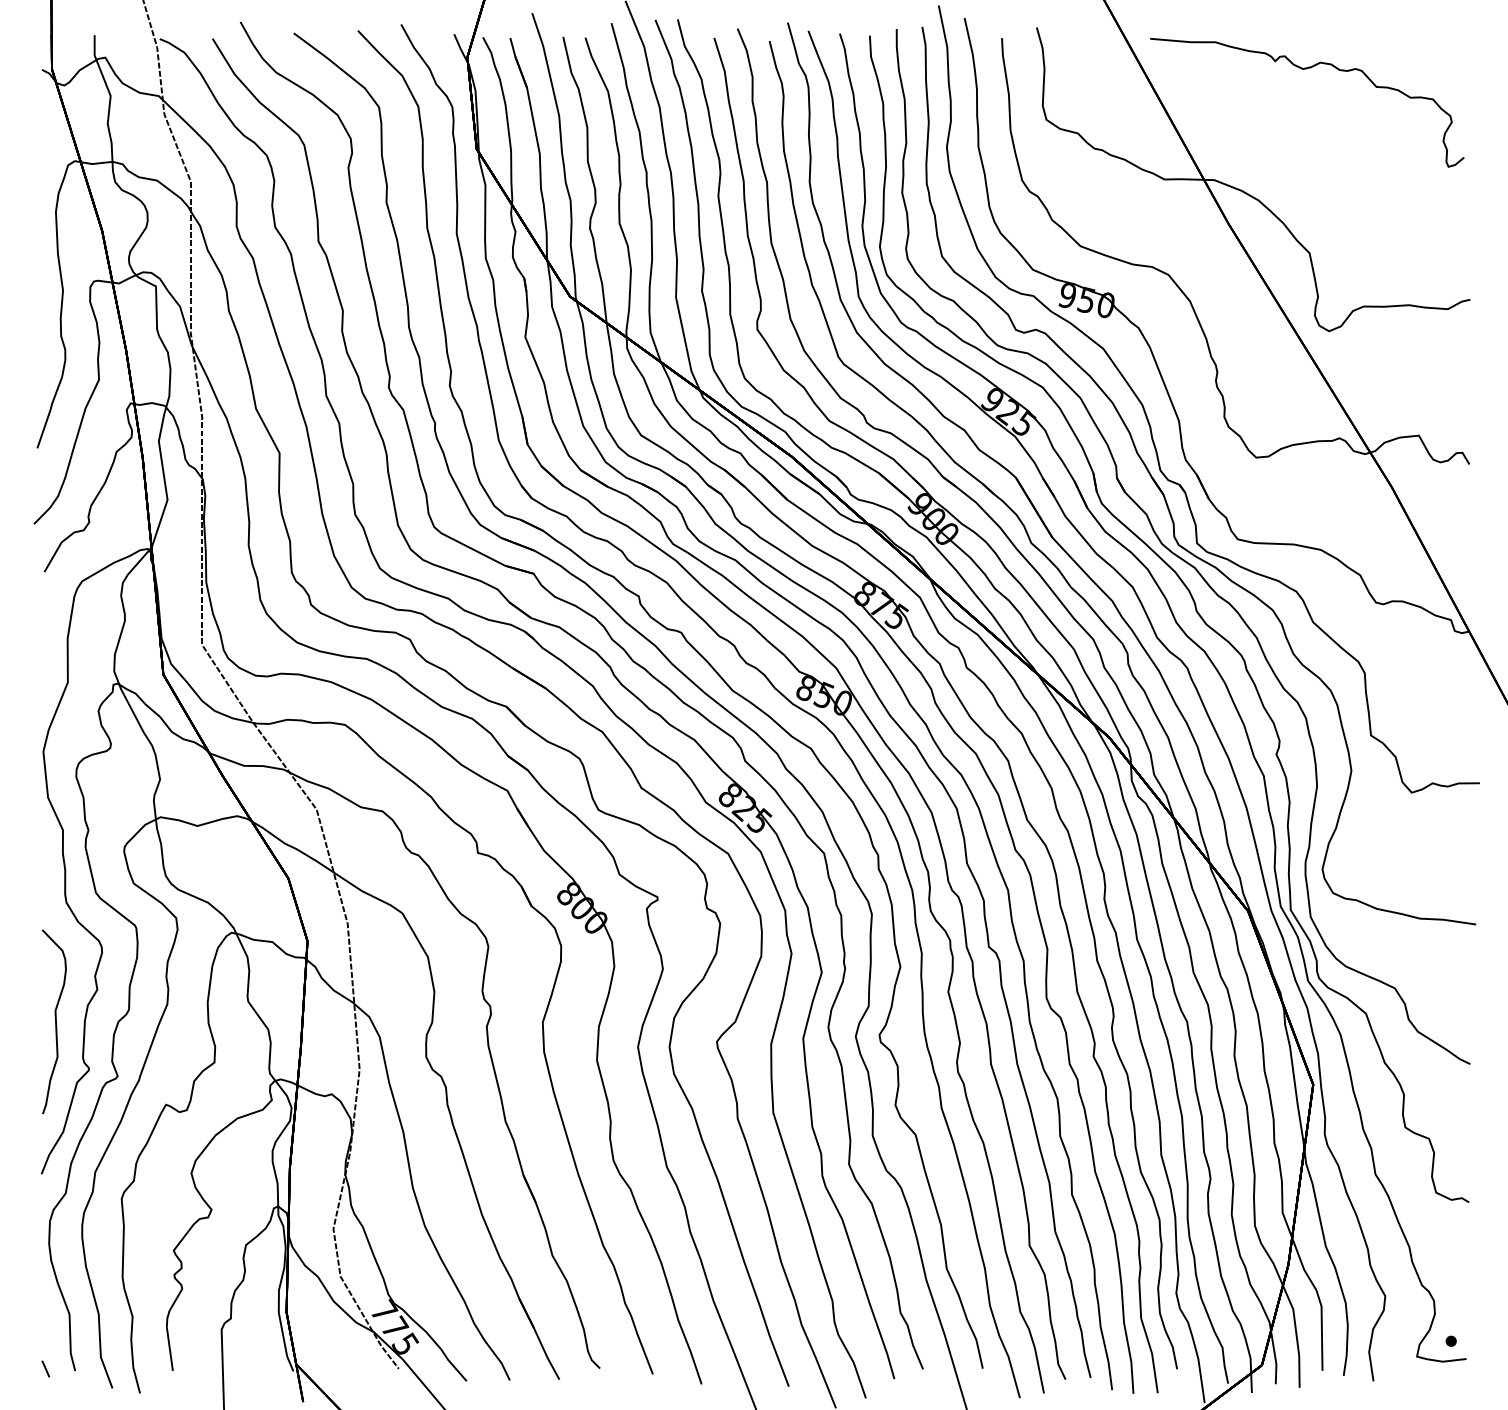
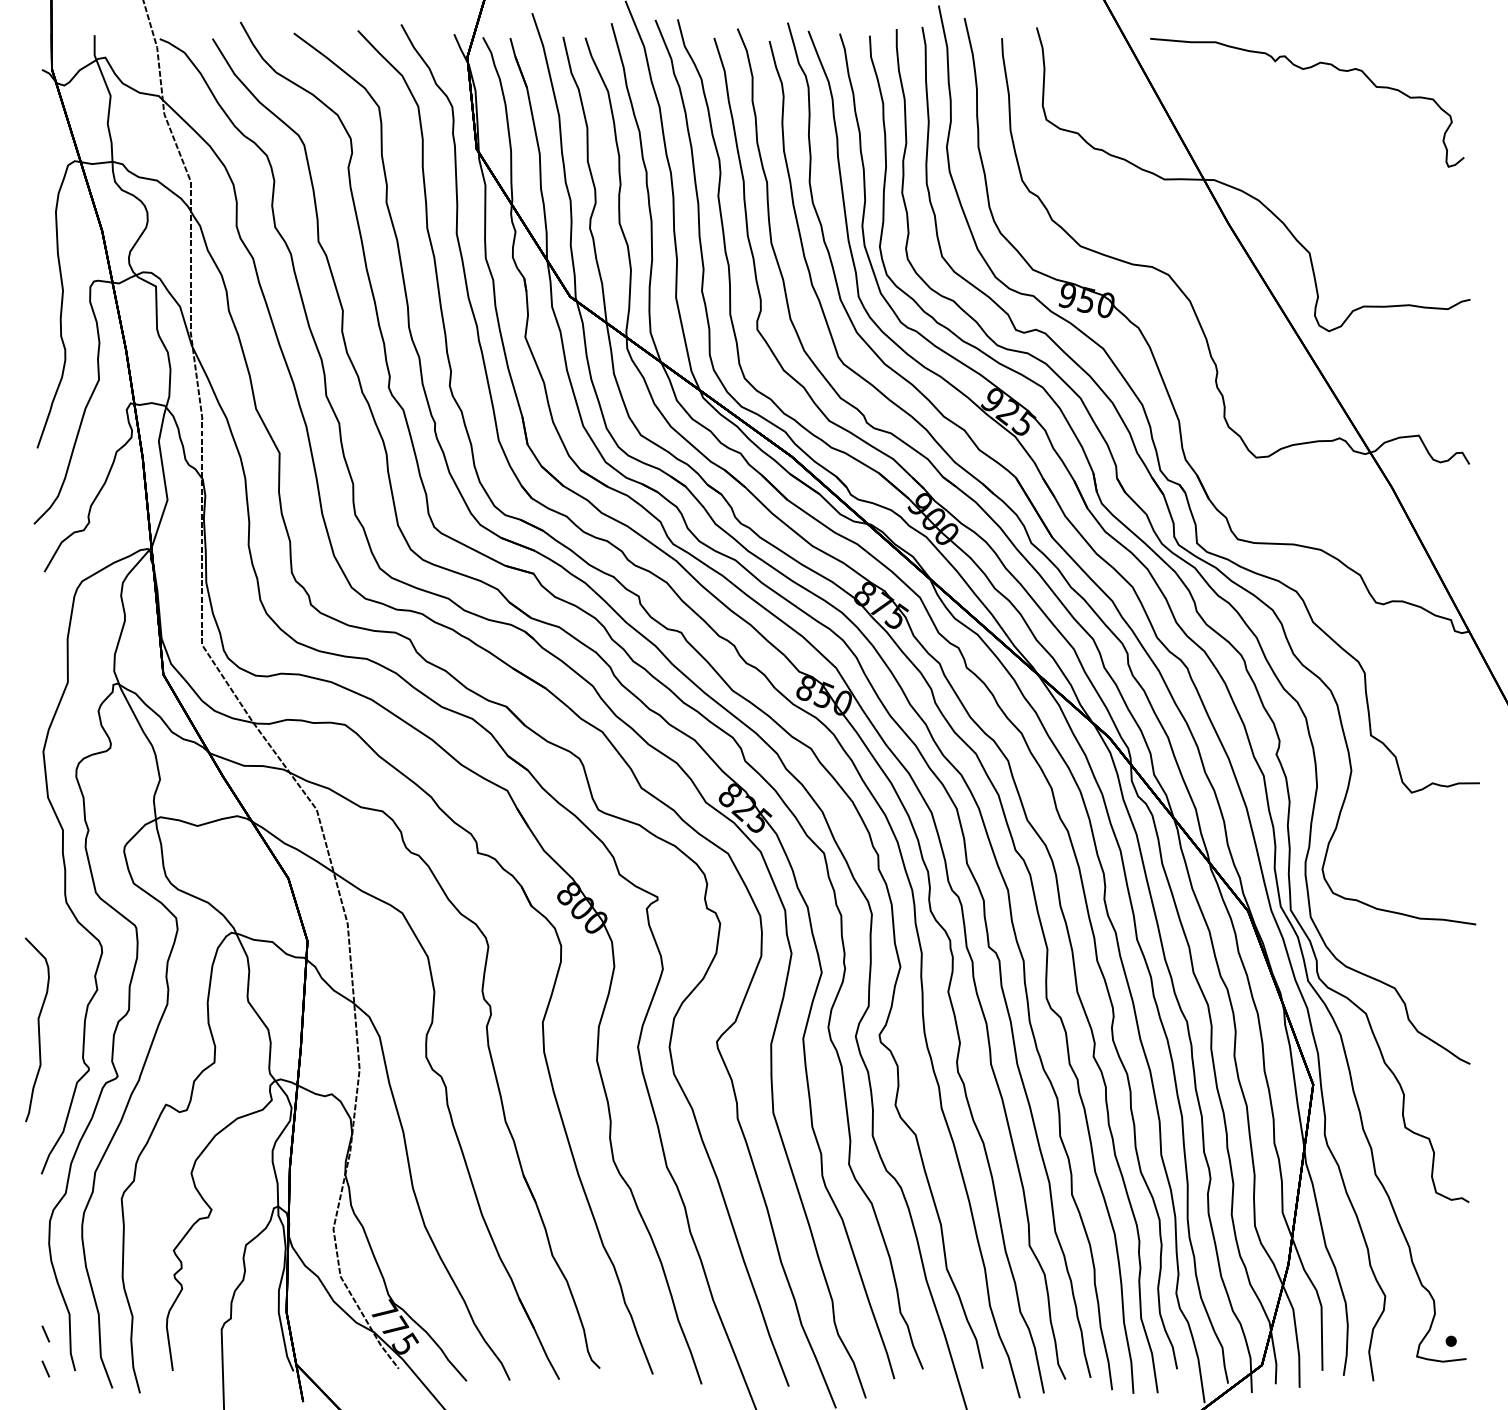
curve position: (55, 1021) -> (38, 1029) (38, 1029)
line: none -> present (45, 1333)
